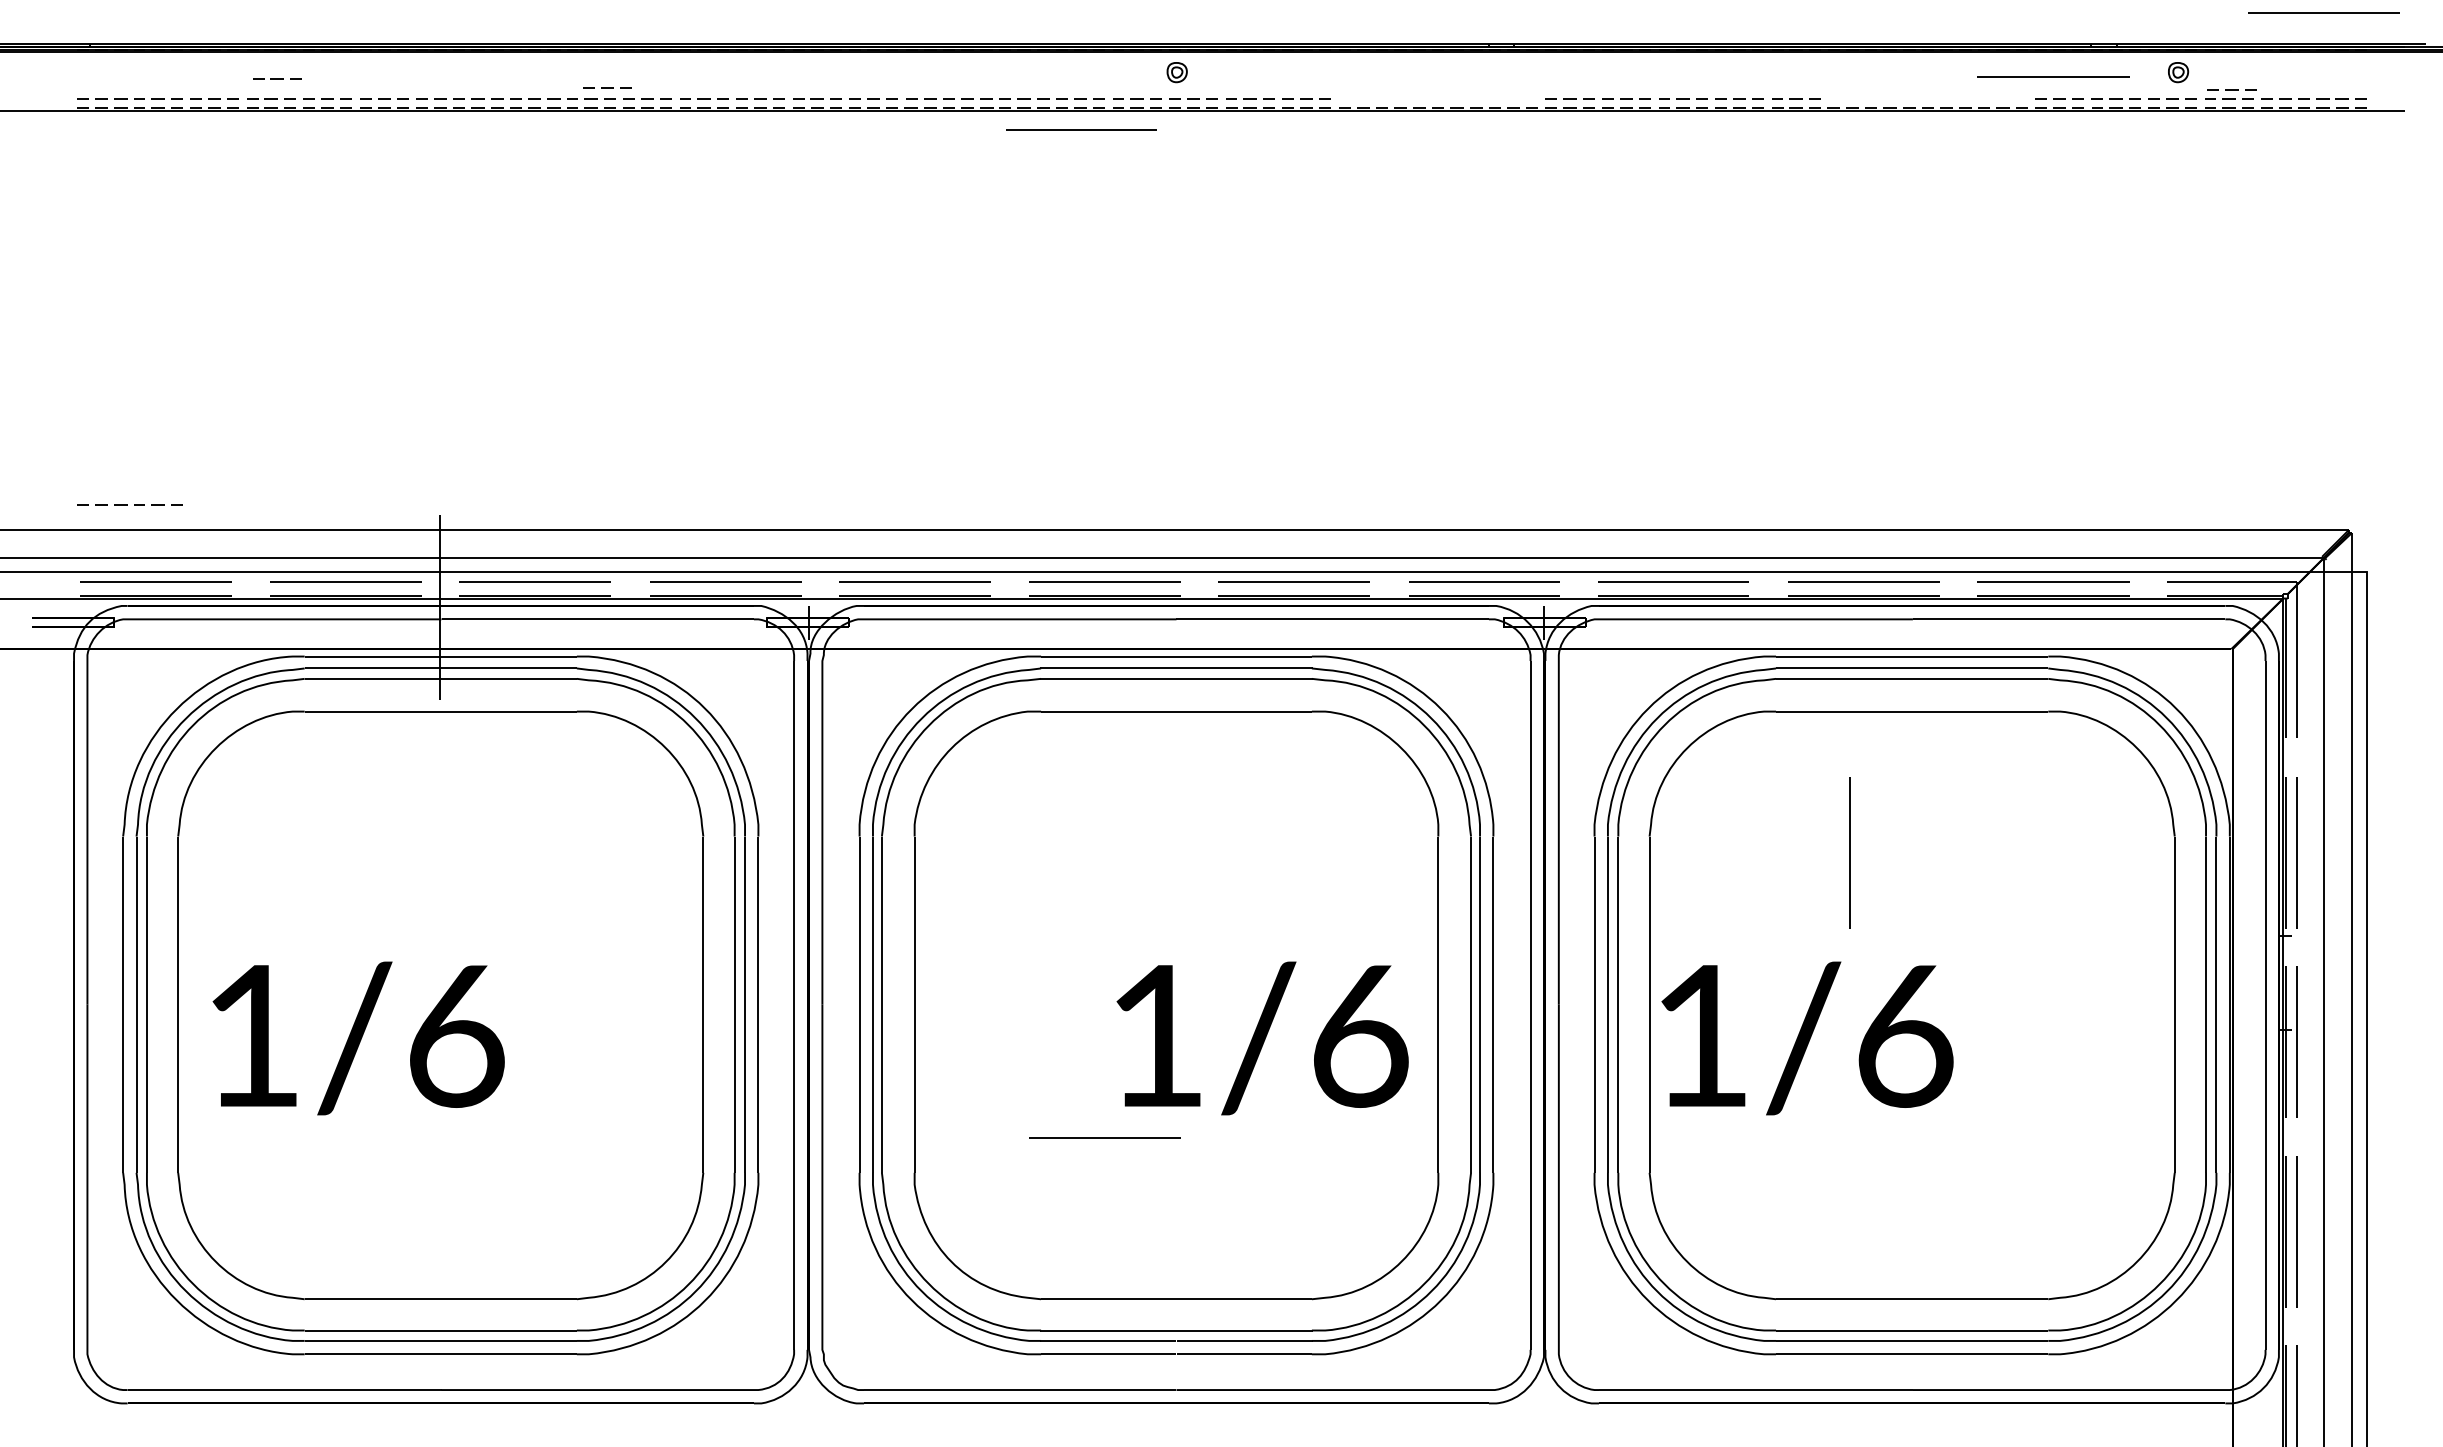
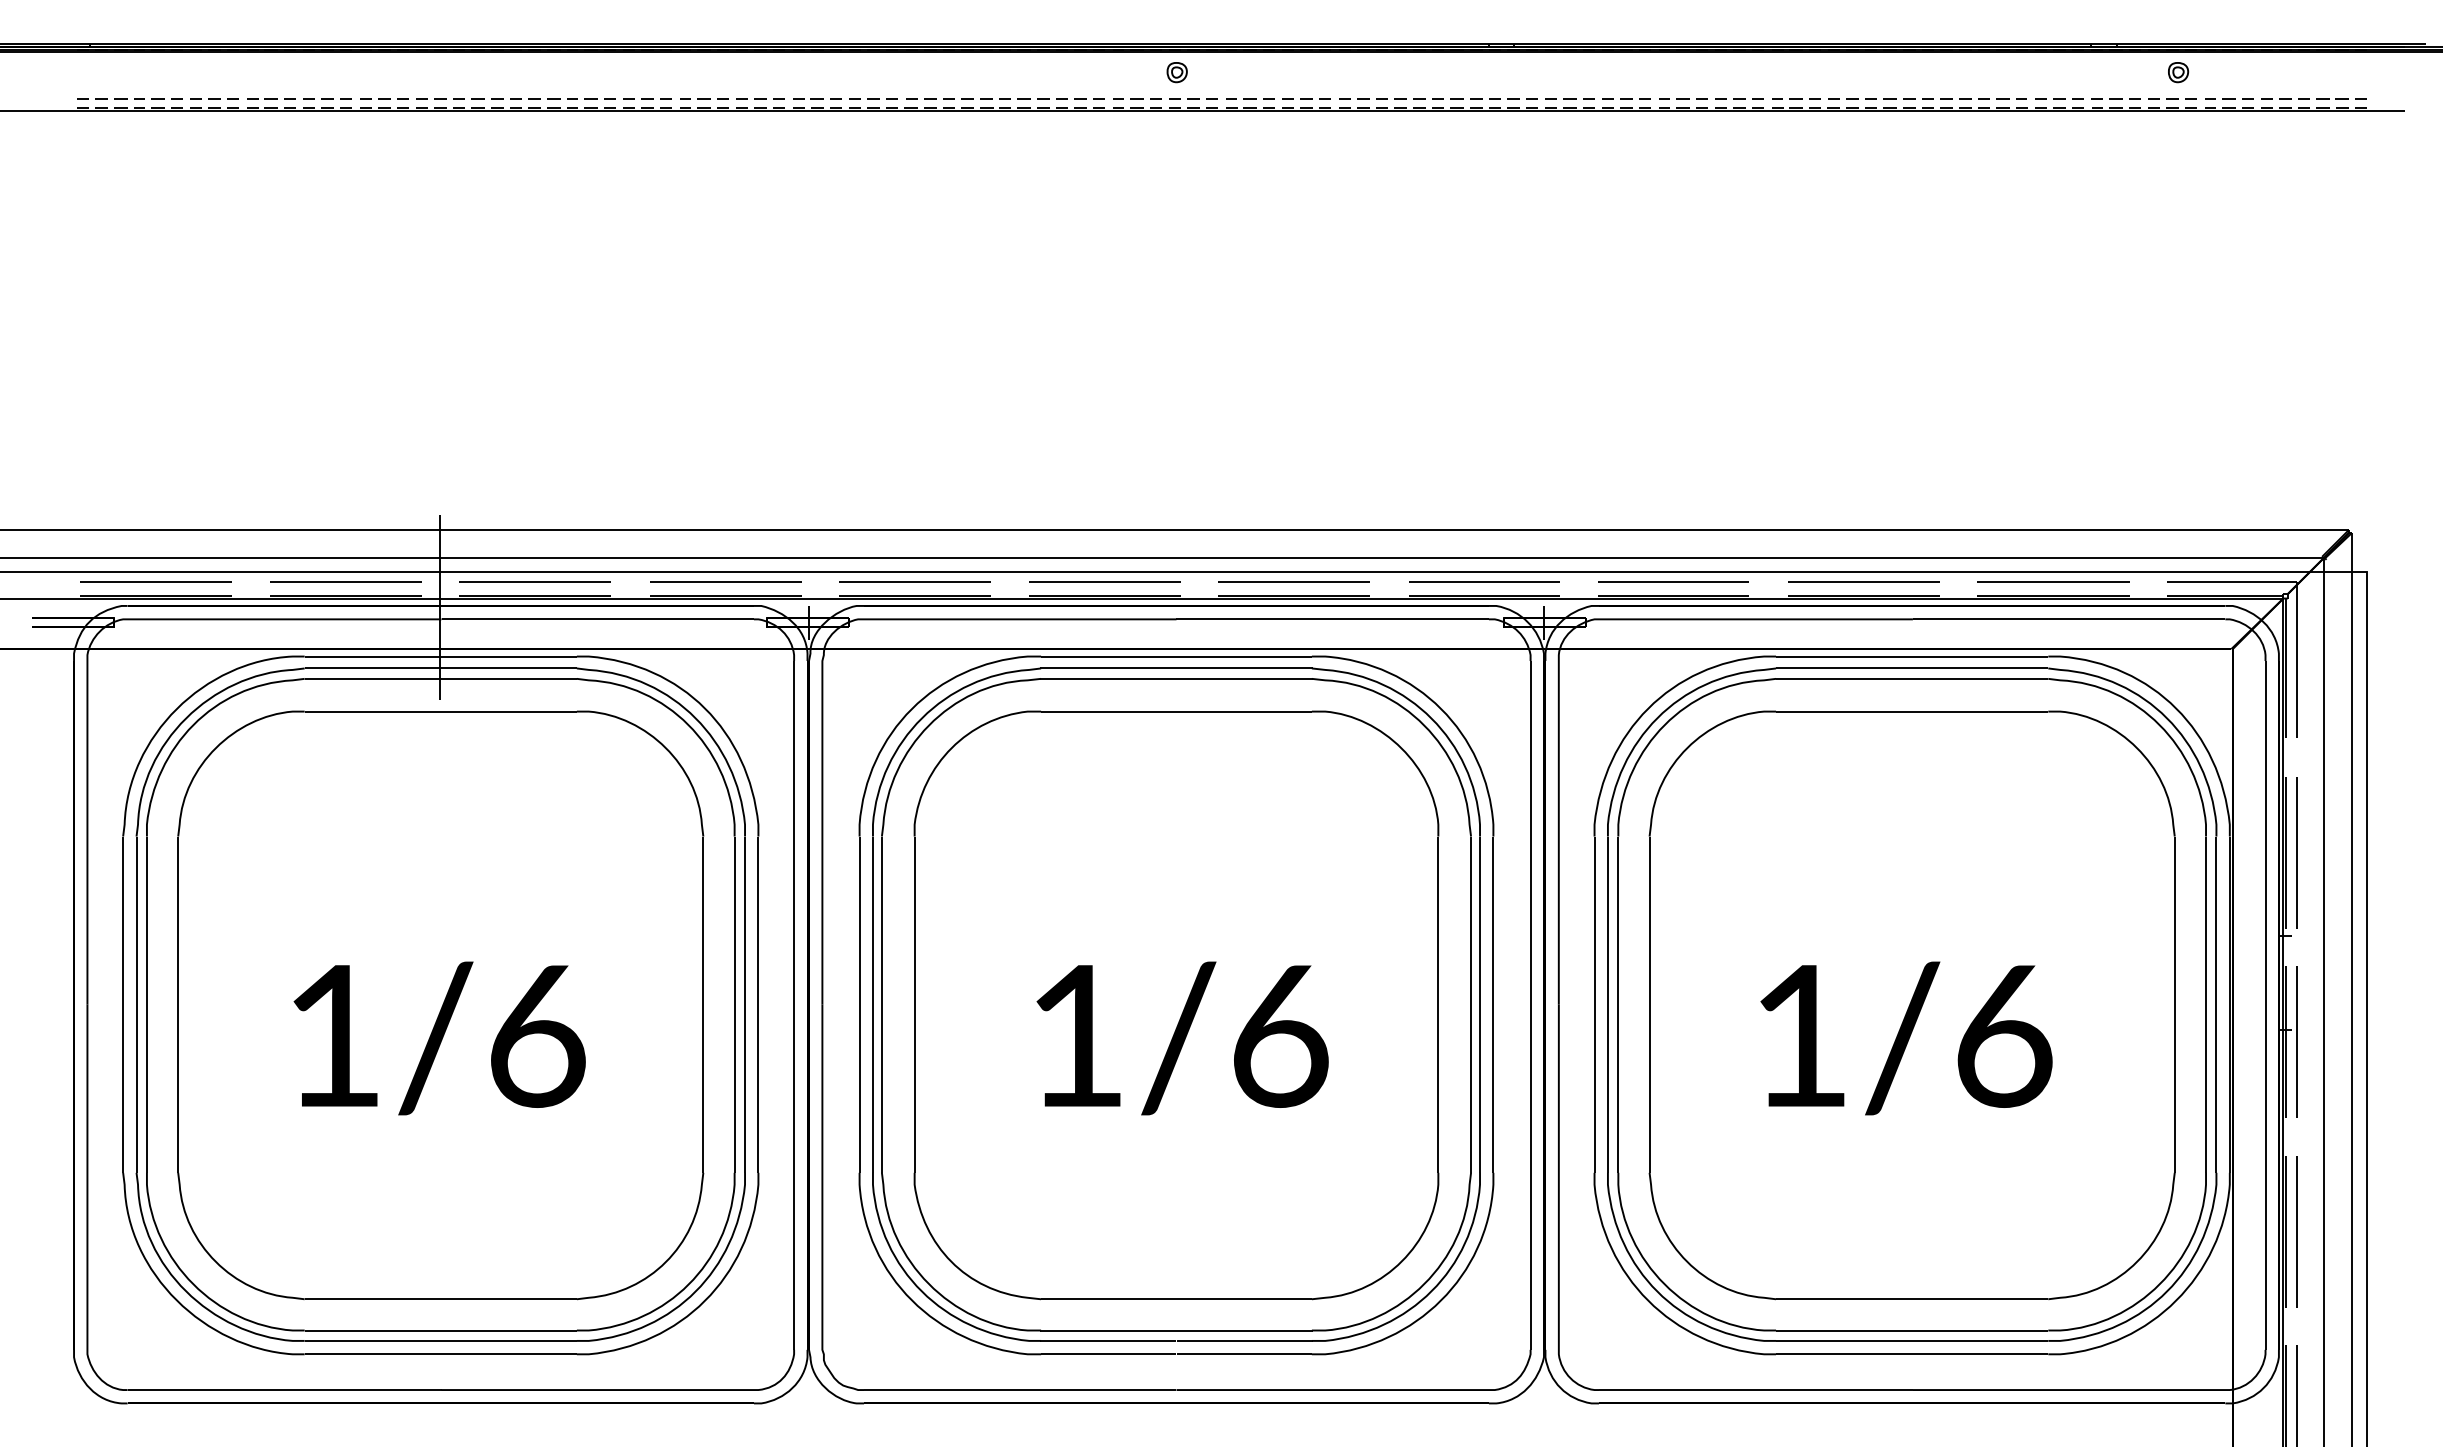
line: present -> none (2323, 12)
line: present -> none (2053, 76)
line: present -> none (277, 78)
line: present -> none (607, 87)
line: present -> none (2231, 89)
line: none -> present (1438, 98)
line: none -> present (1927, 98)
line: present -> none (1081, 129)
line: present -> none (127, 504)
line: present -> none (1849, 852)
text position: (358, 1038) -> (439, 1038) (439, 1038)
text position: (1262, 1038) -> (1182, 1038) (1182, 1038)
text position: (1807, 1038) -> (1906, 1038) (1906, 1038)
line: present -> none (1104, 1137)
